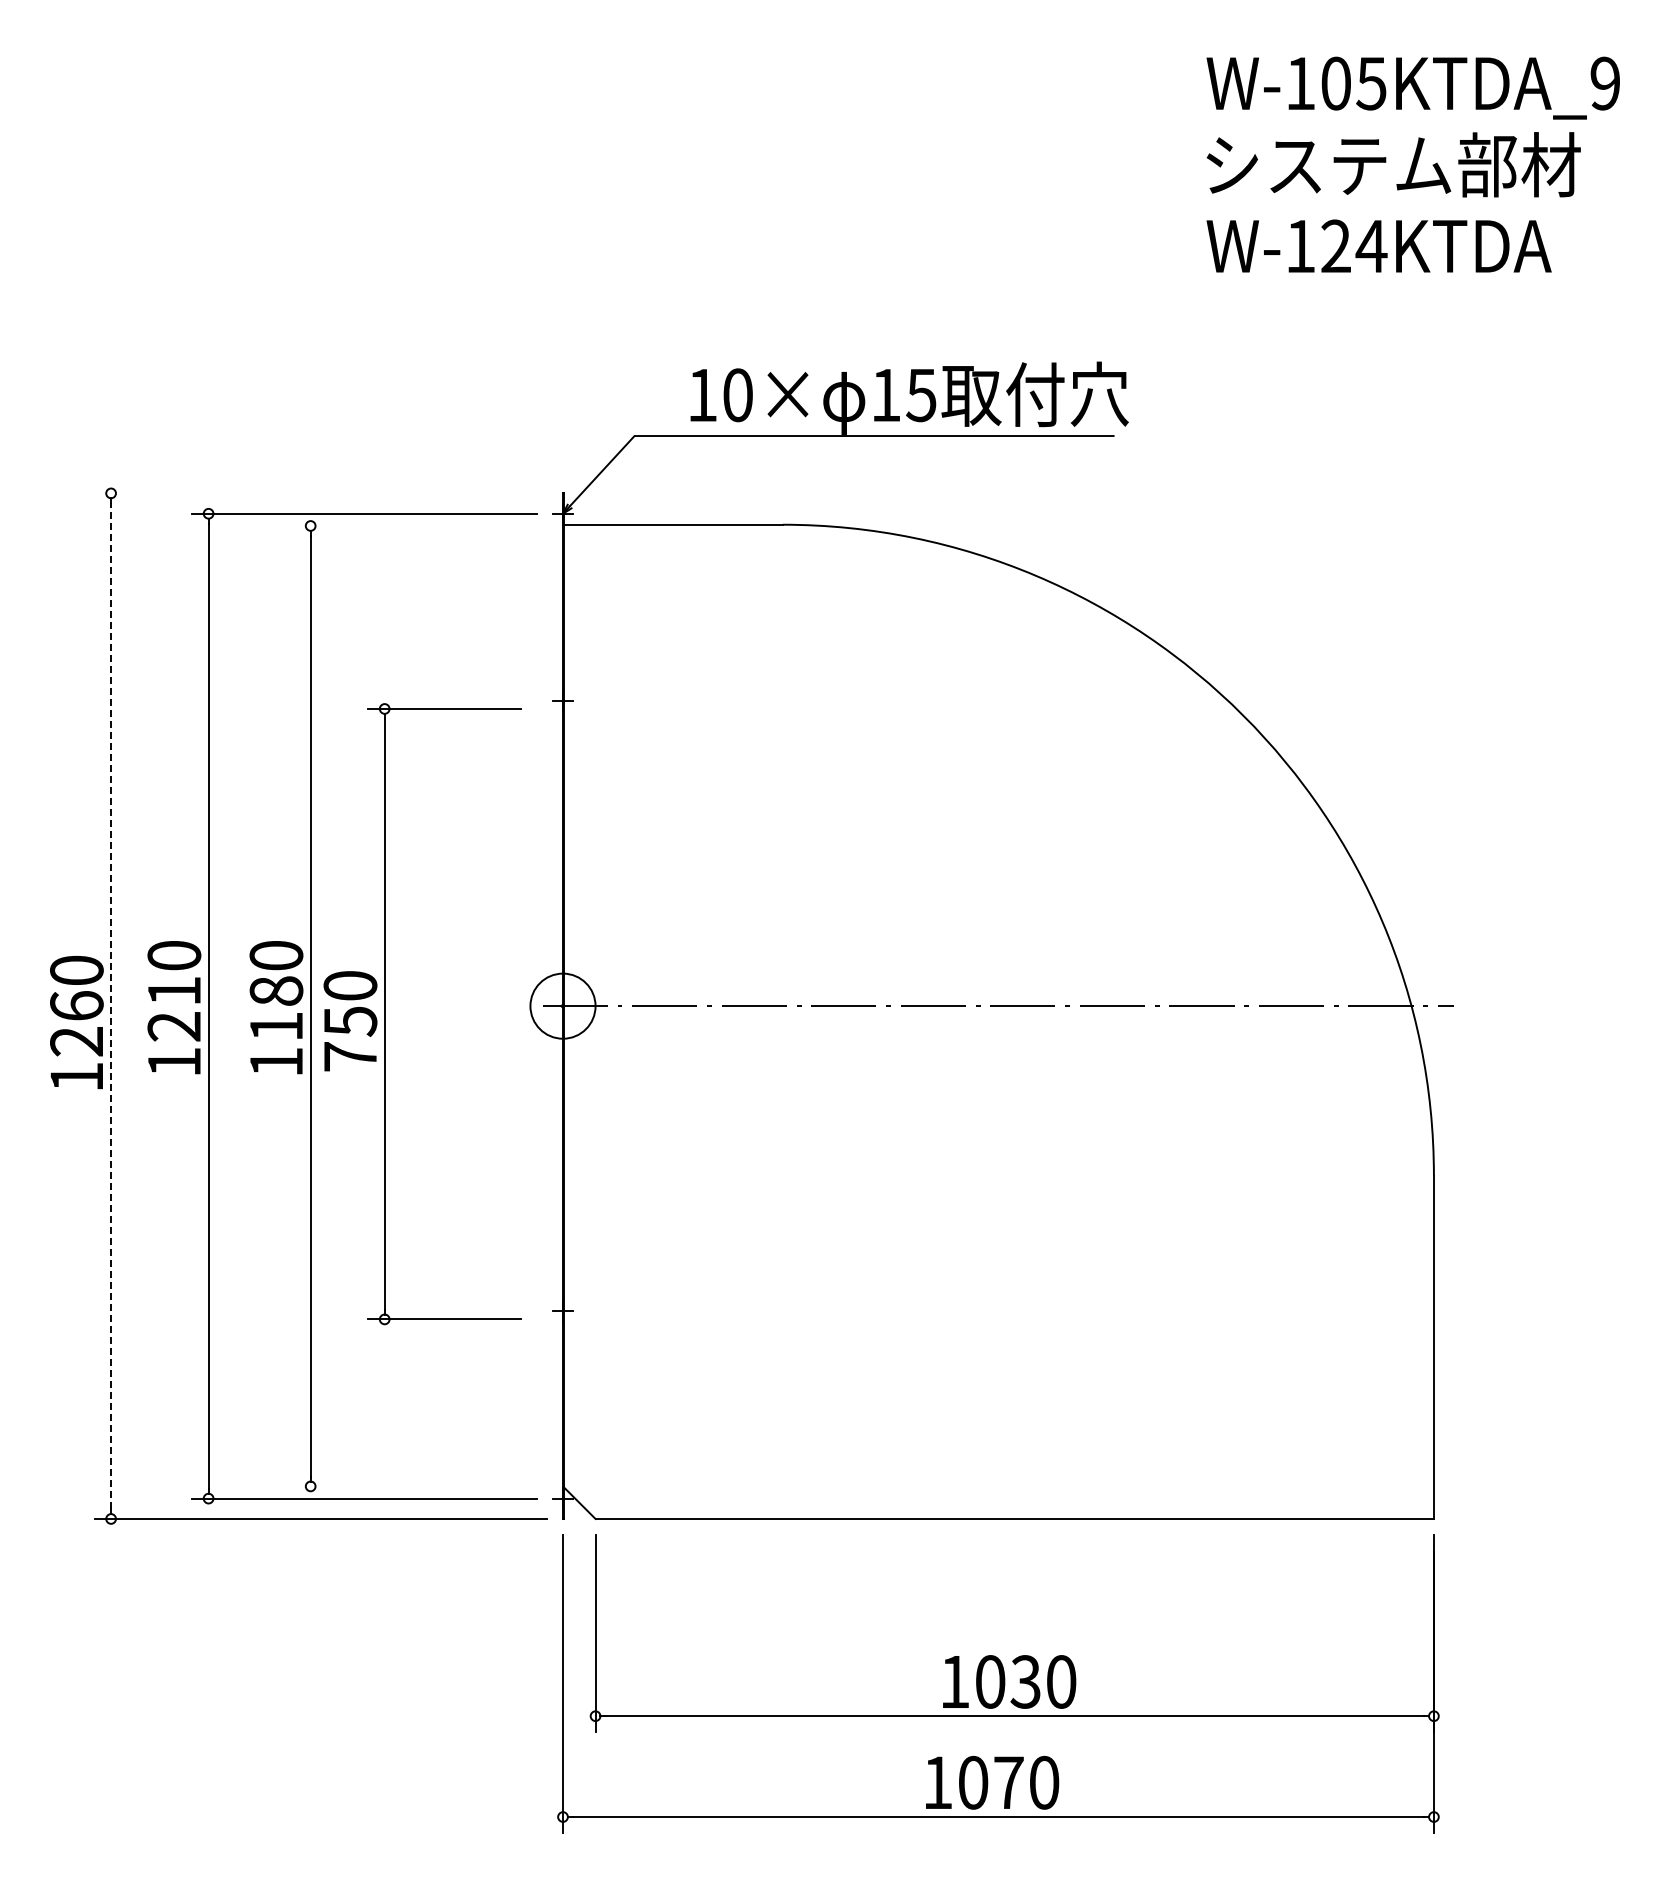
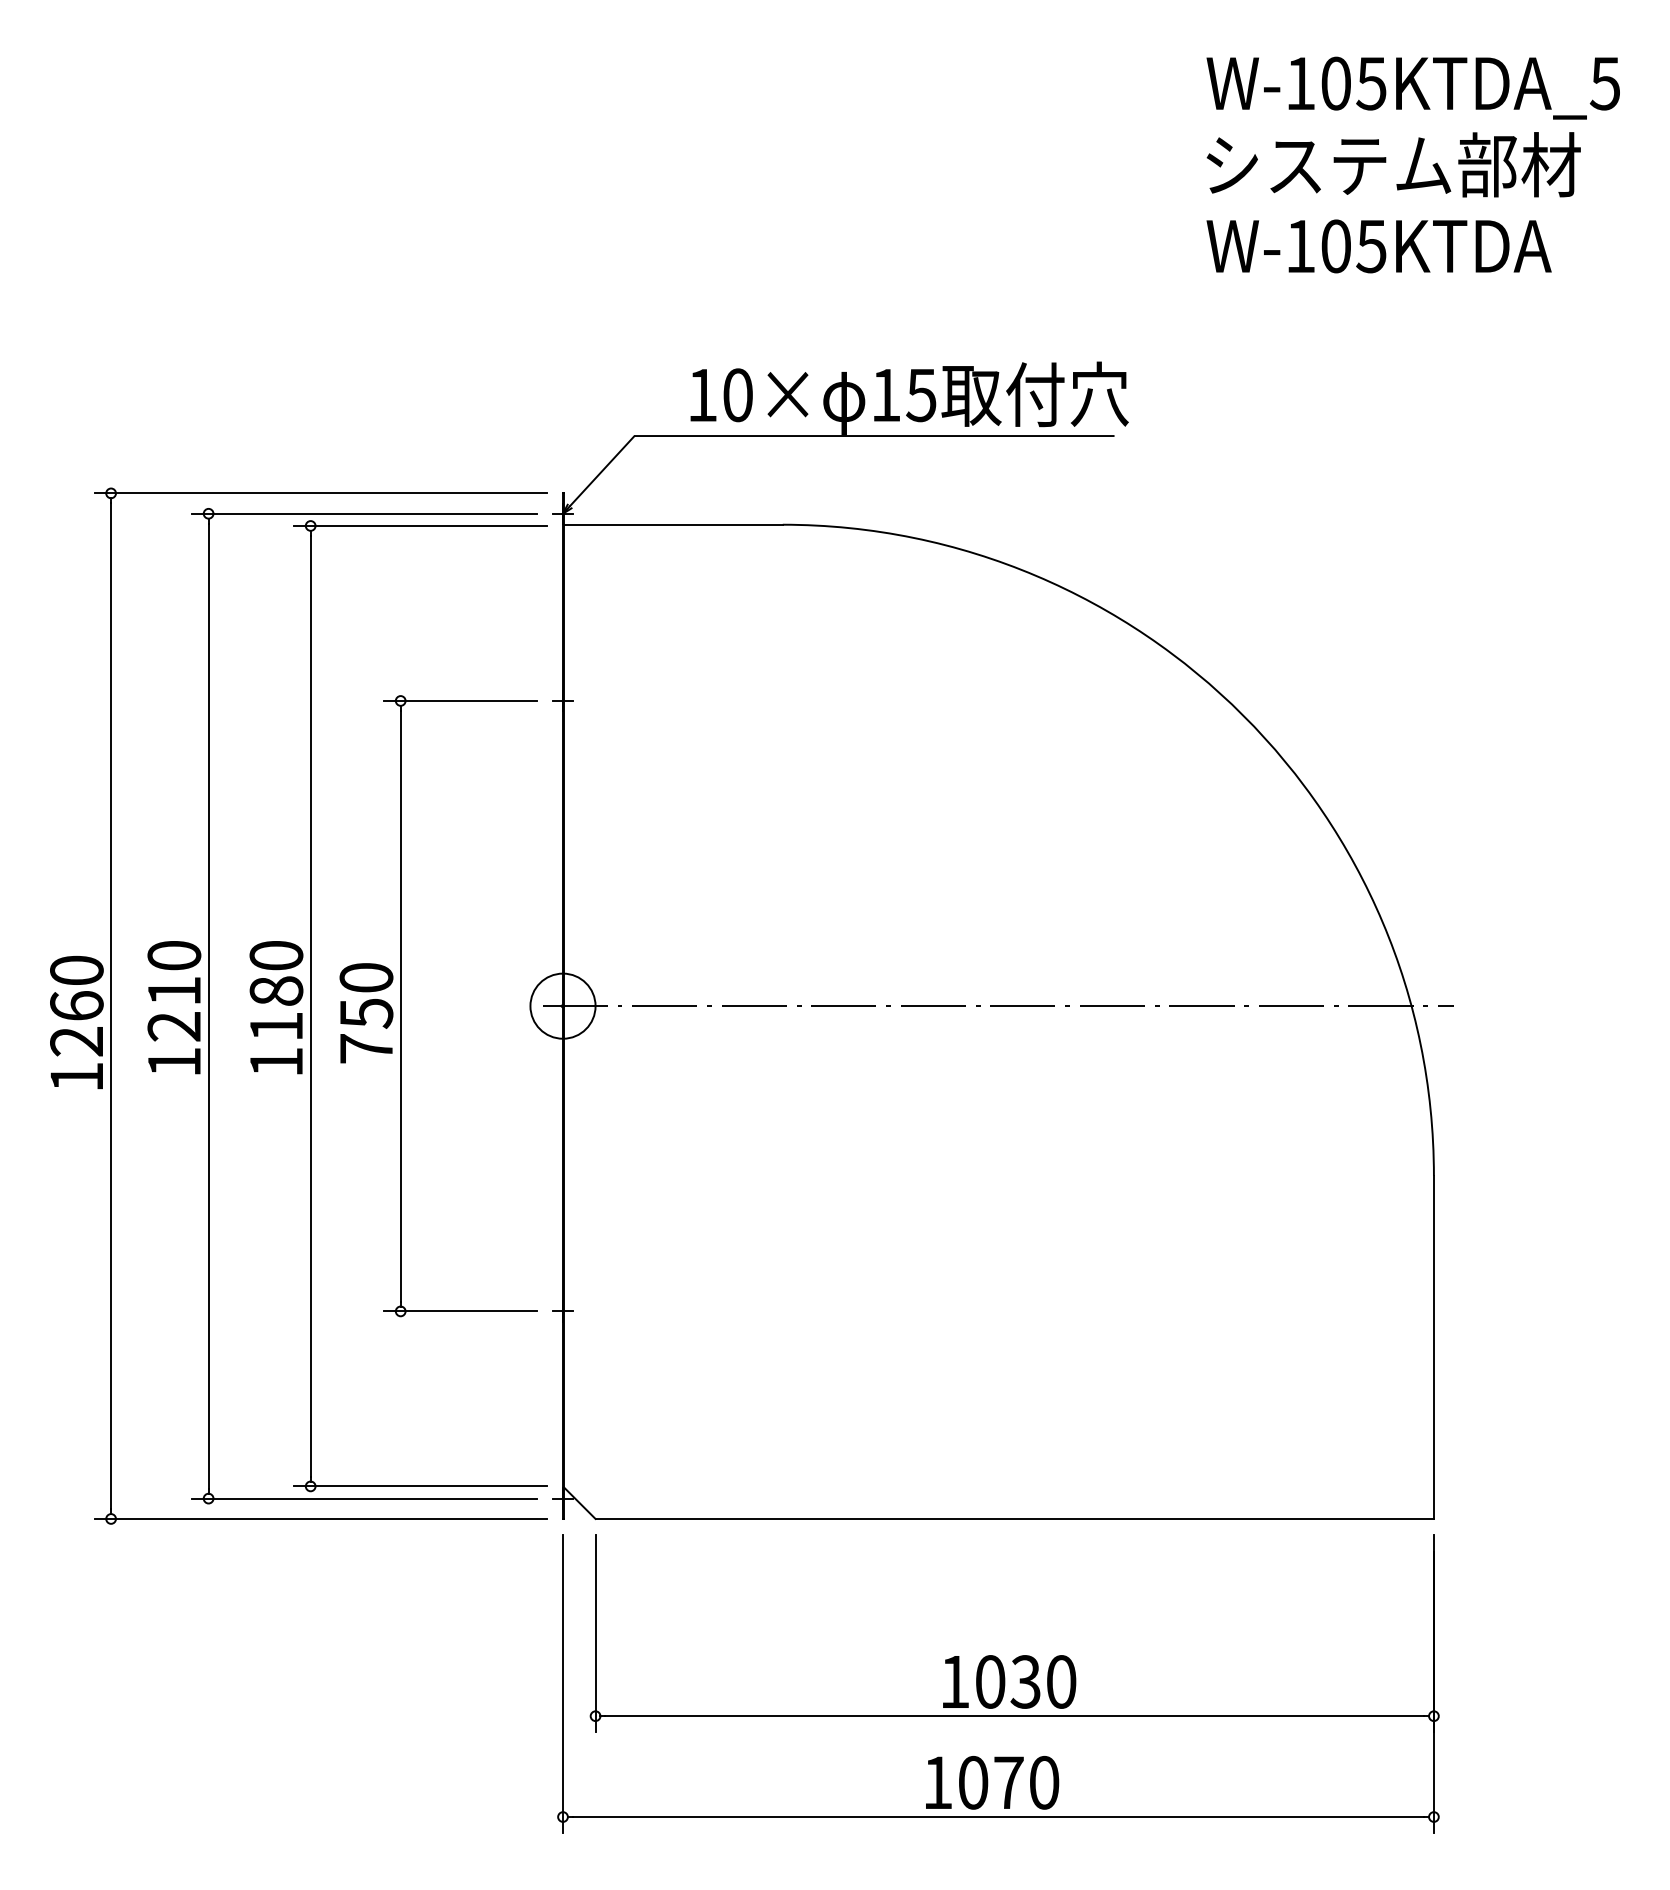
text: W-105KTDA_9 -> W-105KTDA_5 (1604, 83)
text: W-124KTDA -> W-105KTDA (1354, 246)
line: none -> present (320, 493)
line: none -> present (420, 525)
line: dashed -> solid (111, 1005)
part position: (385, 1014) -> (401, 1006) (401, 1006)
line: none -> present (420, 1486)
